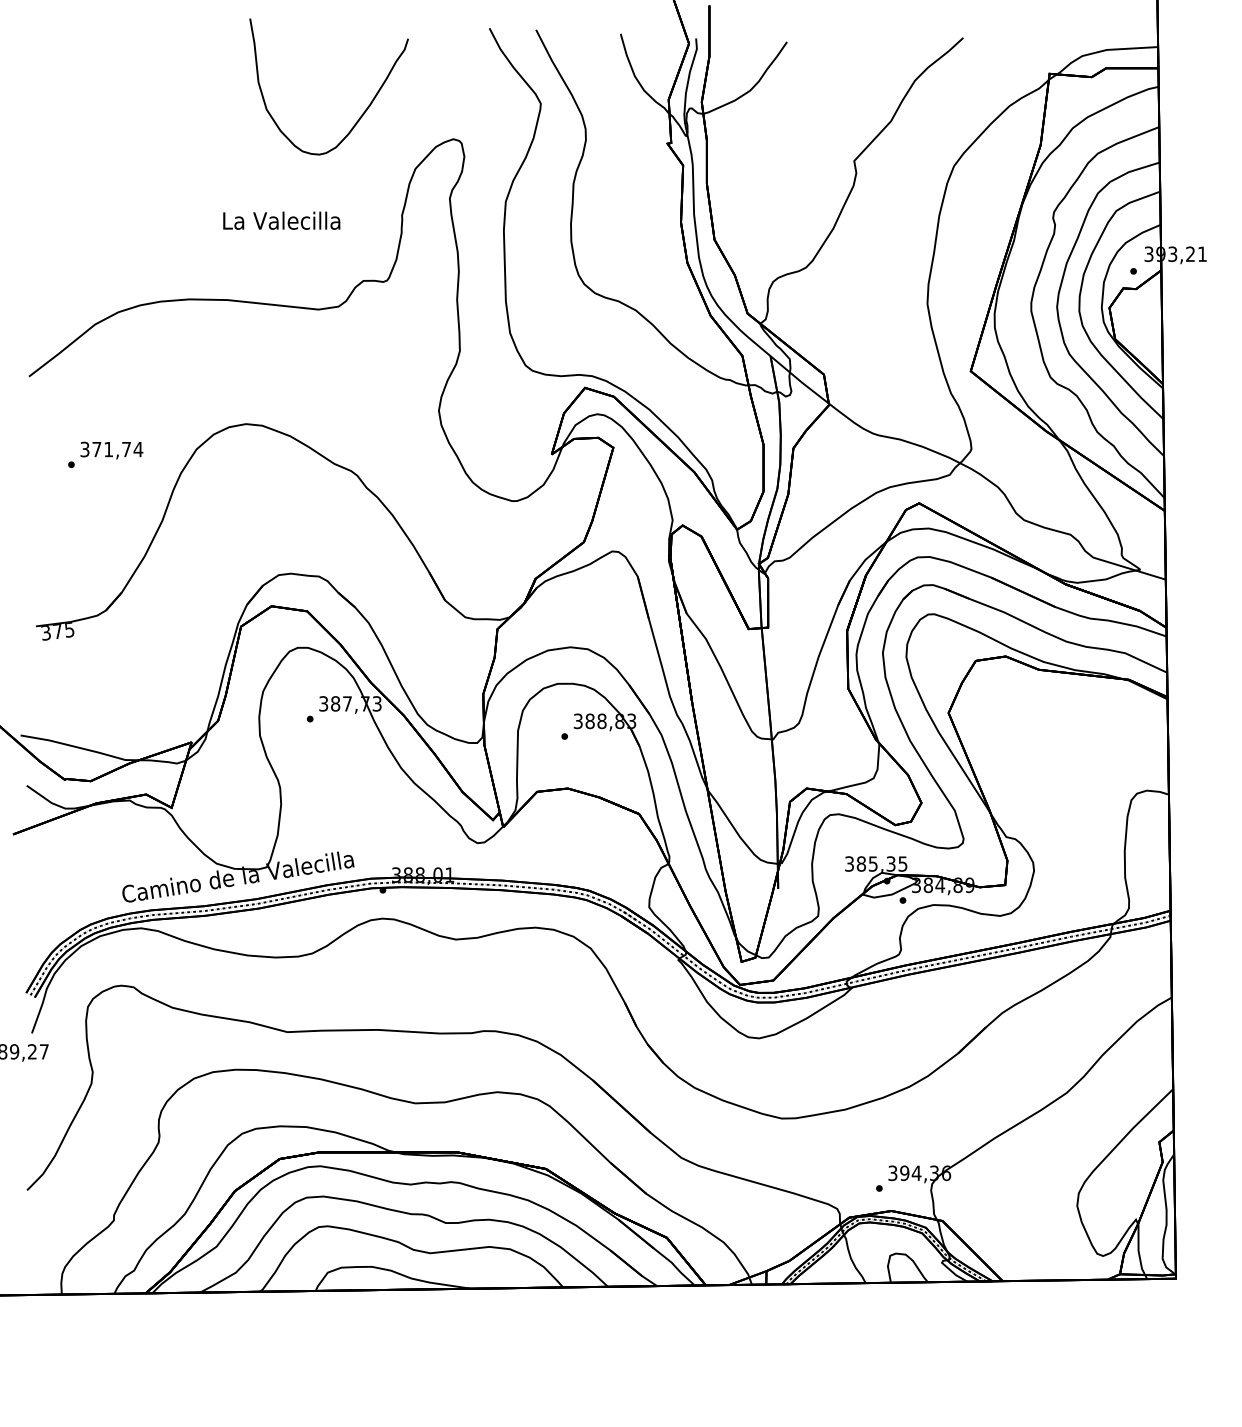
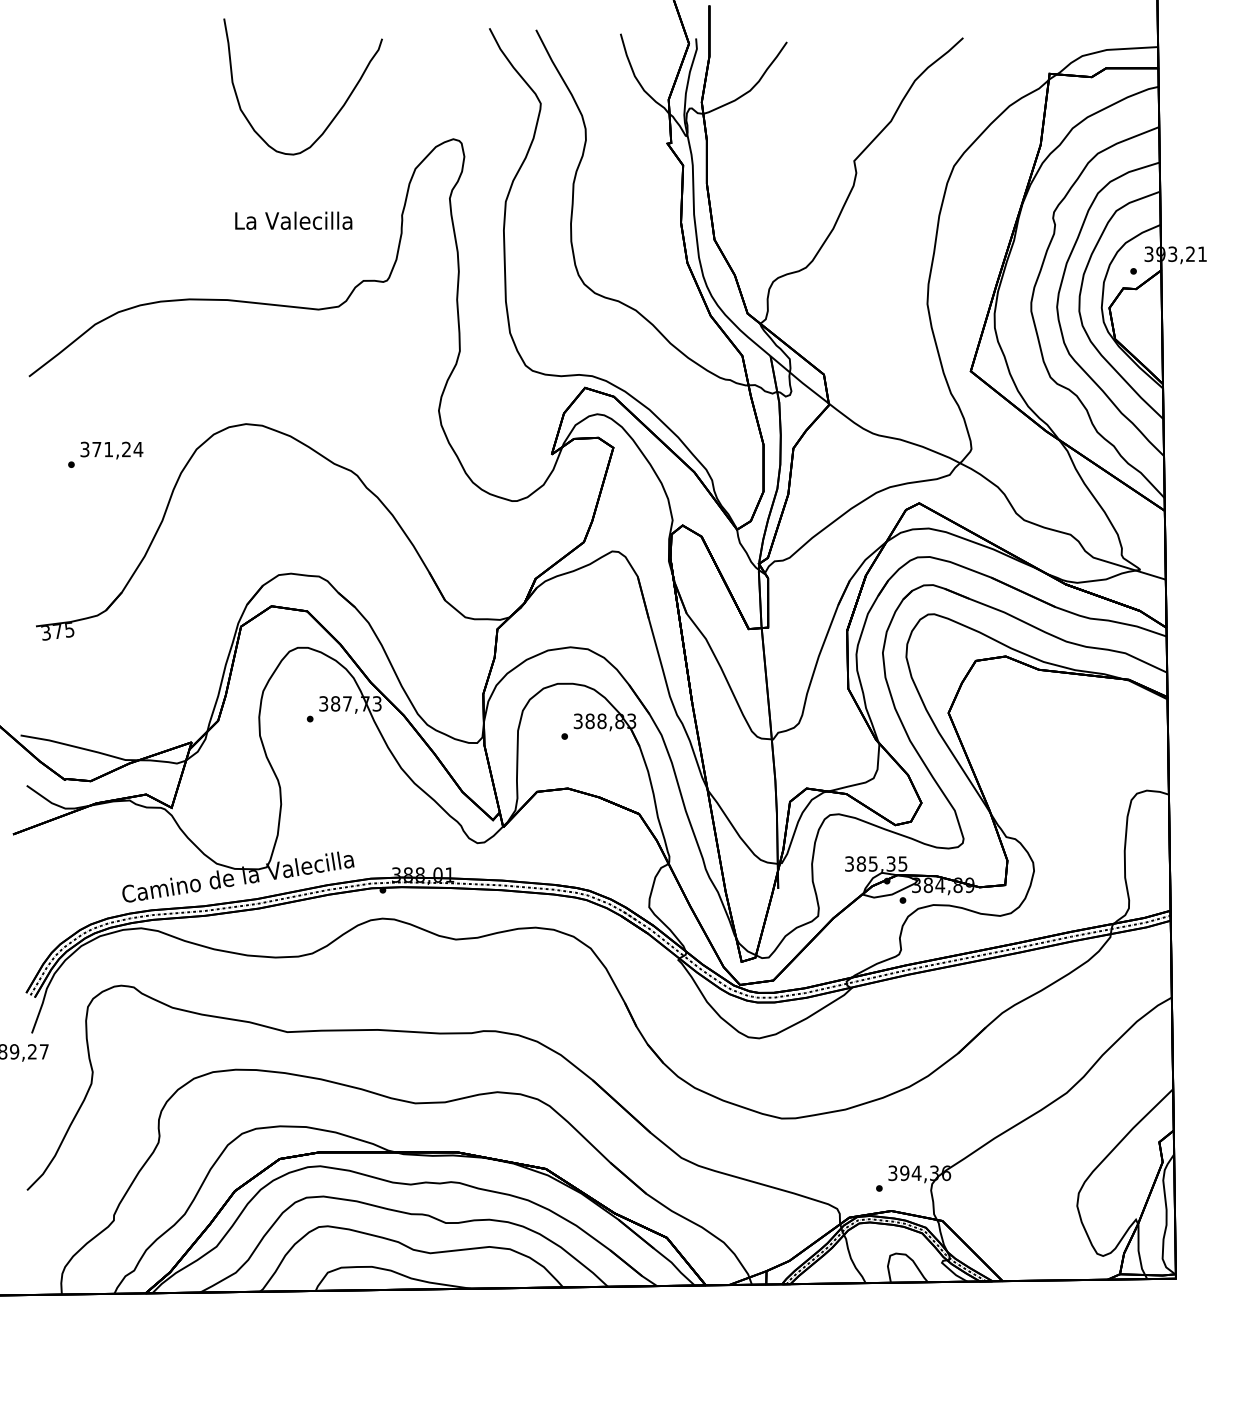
curve position: (364, 110) -> (338, 110) (338, 110)
text position: (281, 220) -> (293, 220) (293, 220)
text: 371,74 -> 371,24 (126, 449)
